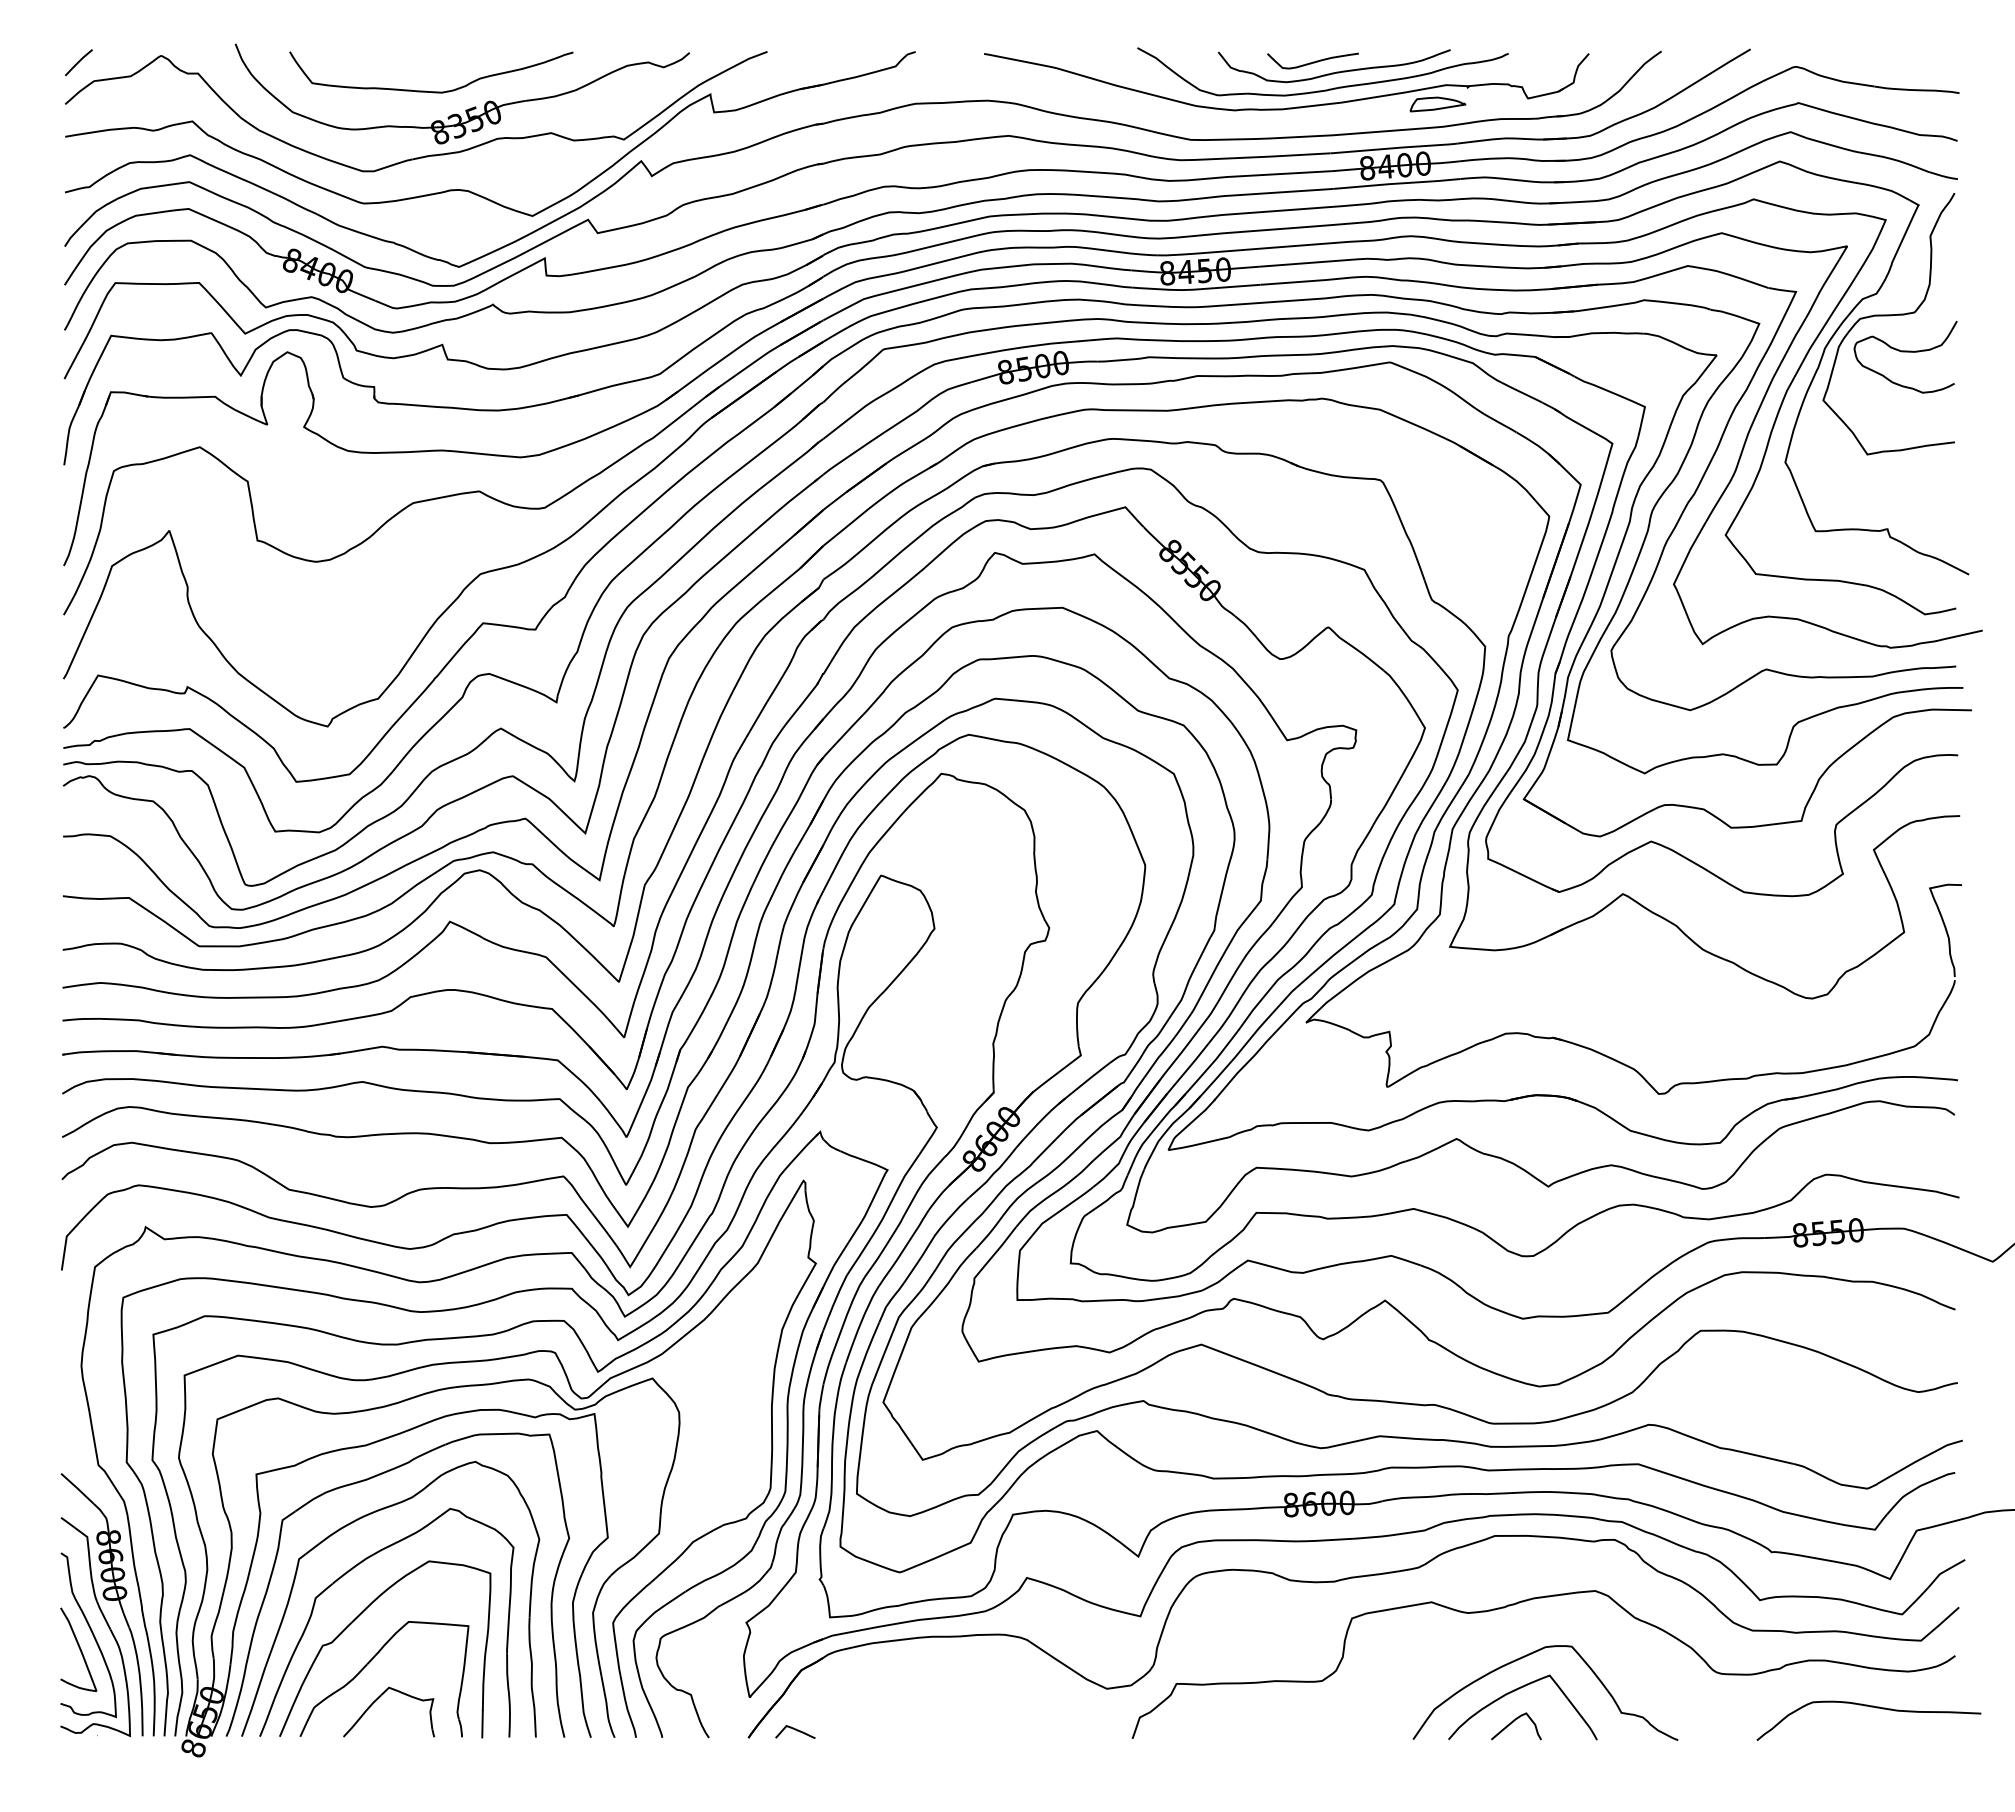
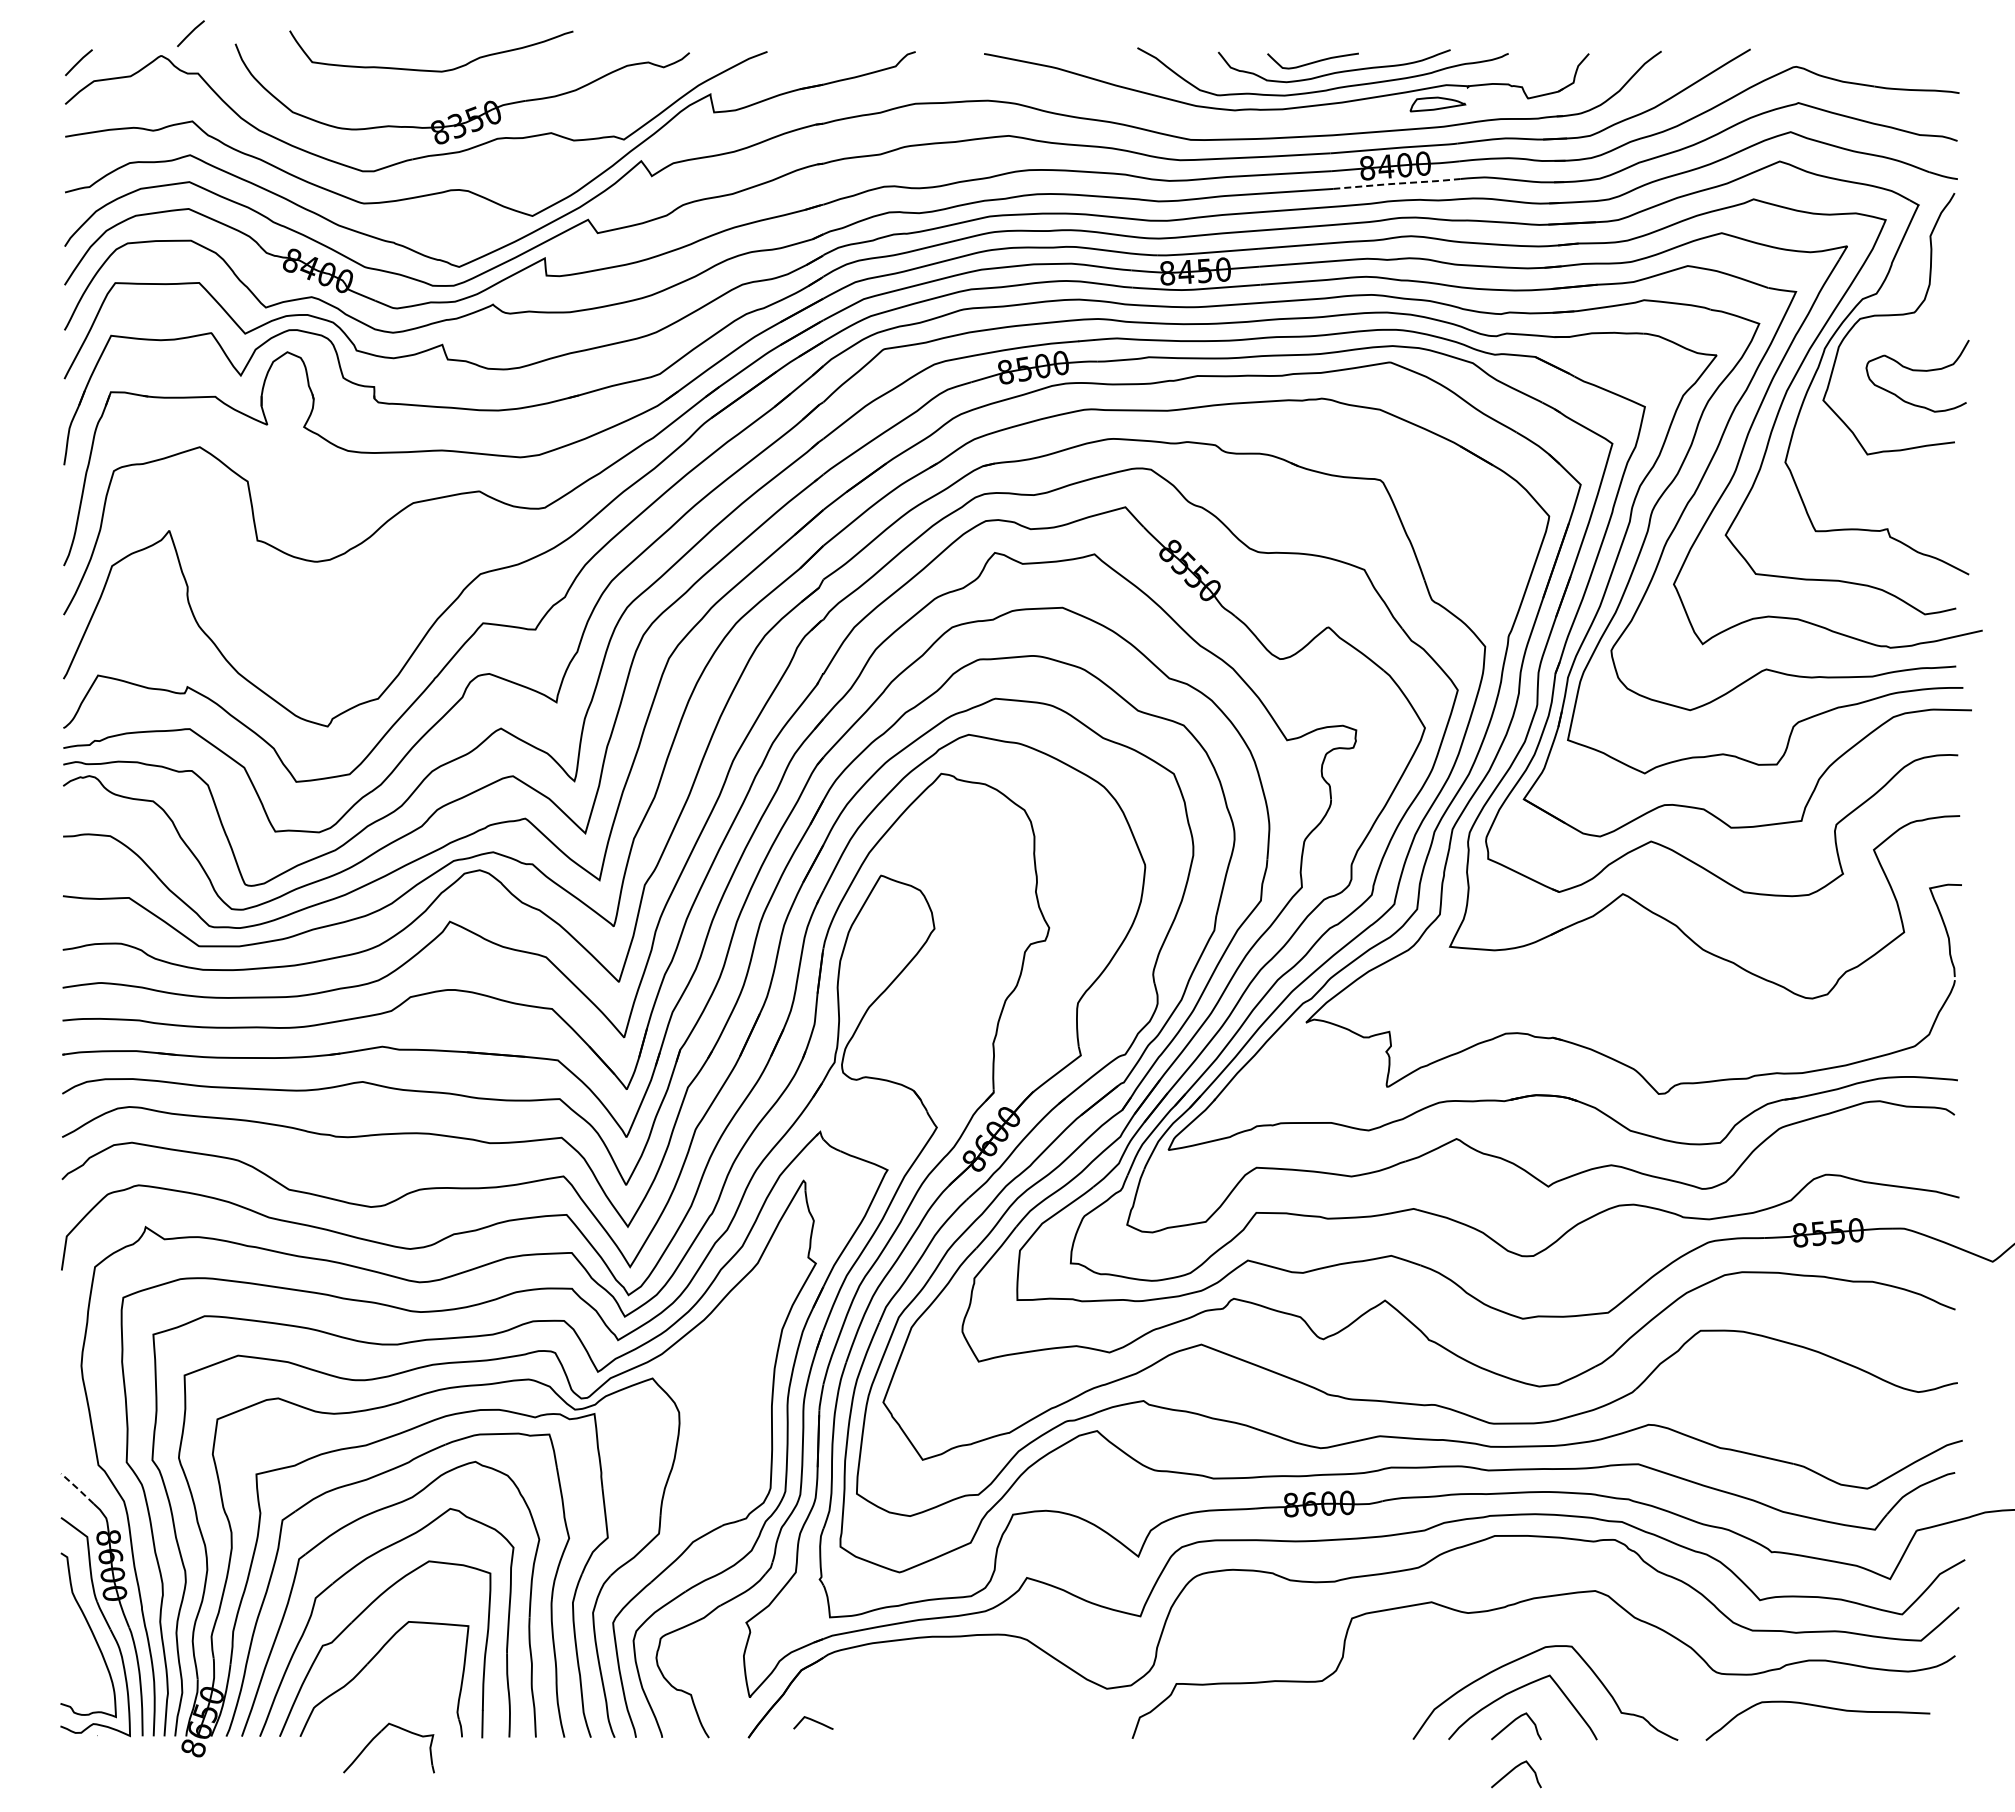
line: none -> present (190, 33)
curve position: (426, 90) -> (426, 69) (426, 69)
line: solid -> dashed (1397, 183)
curve position: (1905, 352) -> (1917, 371) (1917, 371)
line: solid -> dashed (77, 1488)
curve: present -> none (79, 1649)
part position: (377, 1700) -> (377, 1736) (377, 1736)
curve position: (1870, 1707) -> (1819, 1707) (1819, 1707)
curve position: (795, 1730) -> (813, 1721) (813, 1721)
curve: none -> present (1513, 1770)
